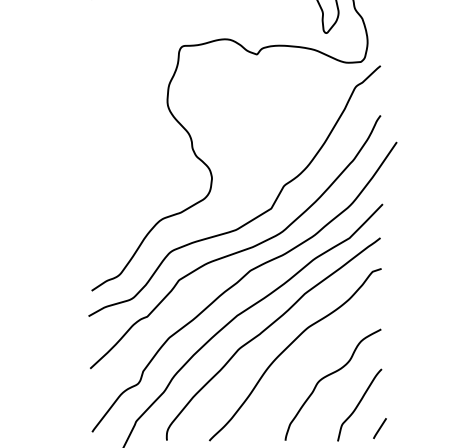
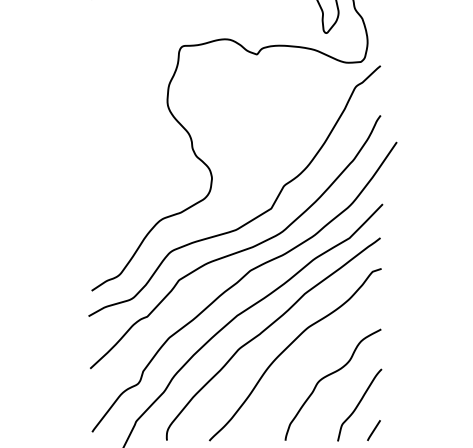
line position: (379, 428) -> (373, 430) (373, 430)
